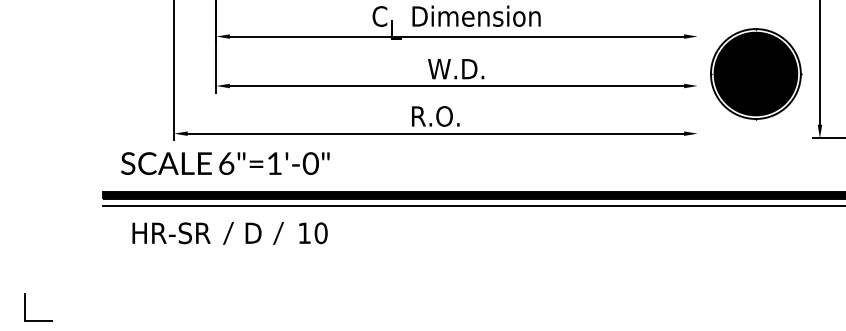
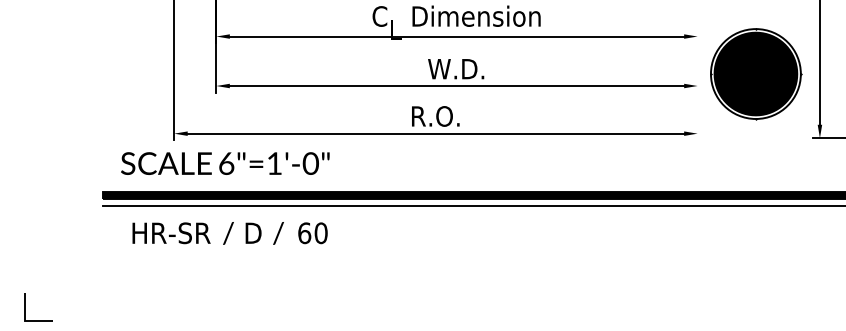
text: 10 -> 60 (304, 233)
